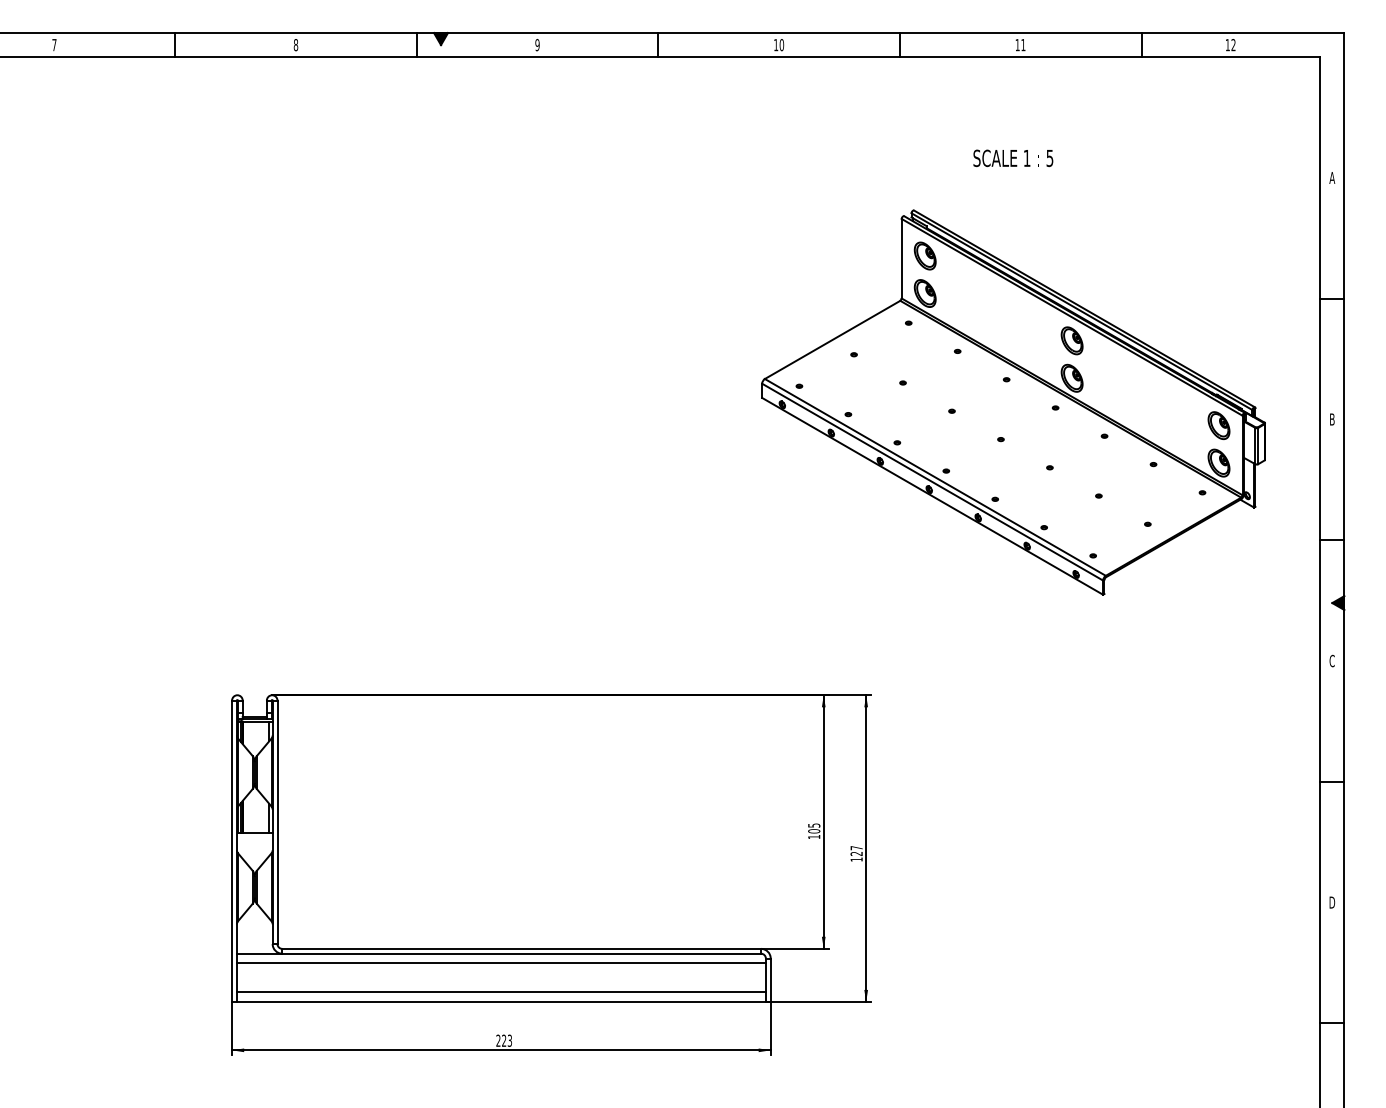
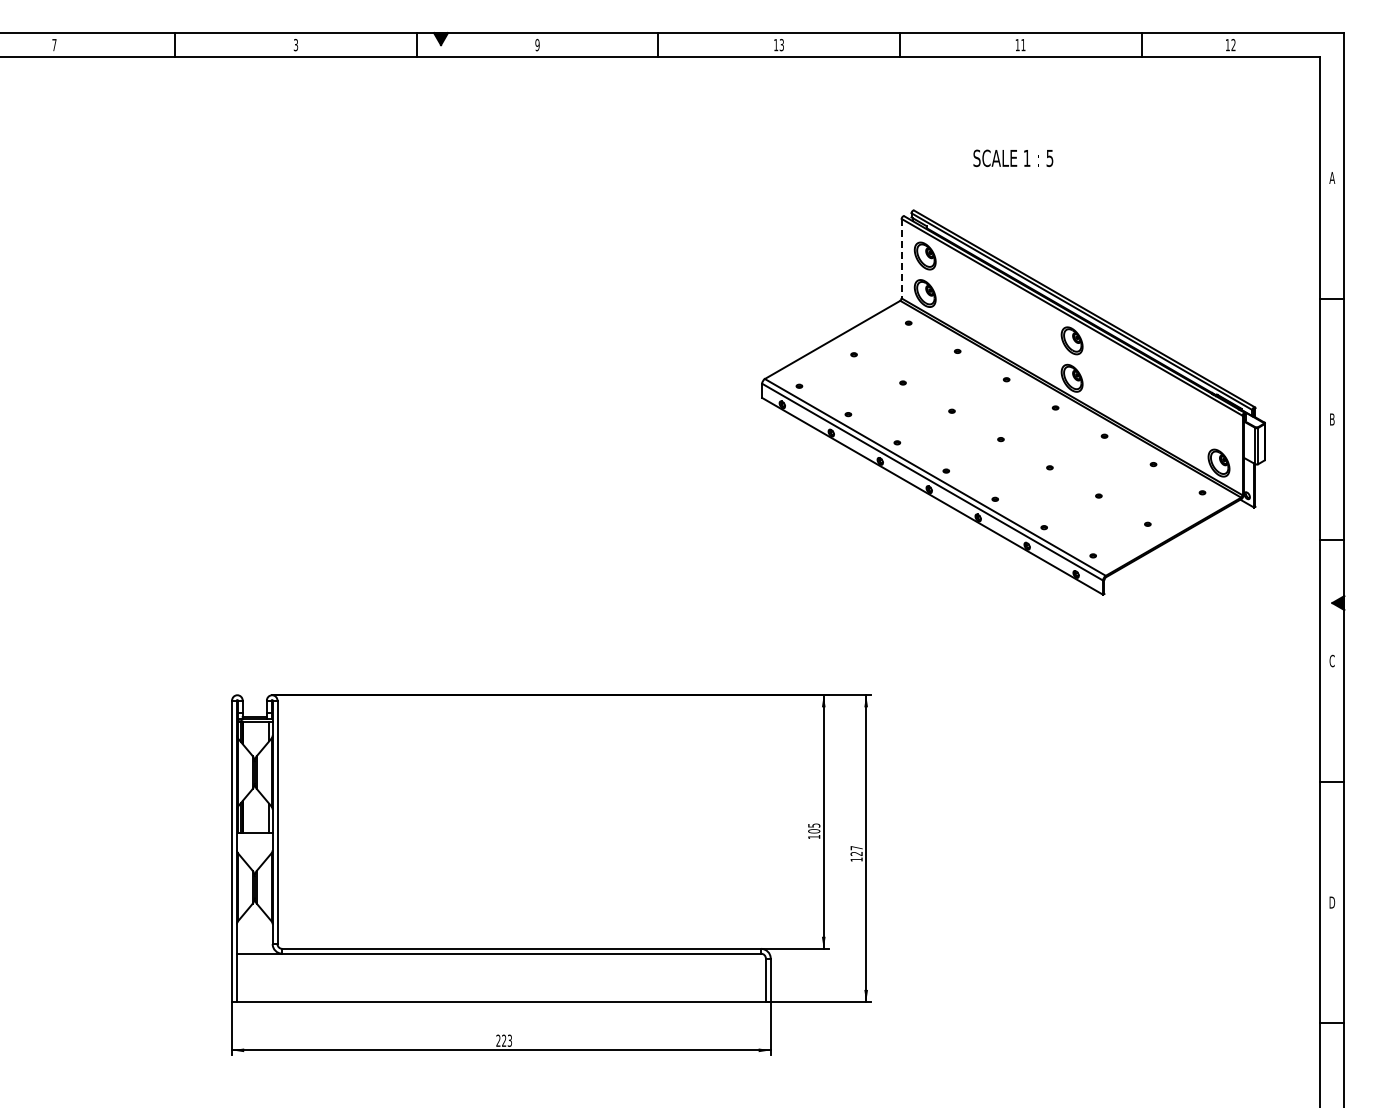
text: 8 -> 3 (295, 45)
text: 10 -> 13 (781, 45)
line: solid -> dashed (901, 258)
part: present -> none (1218, 425)
line: present -> none (500, 963)
line: present -> none (500, 992)
